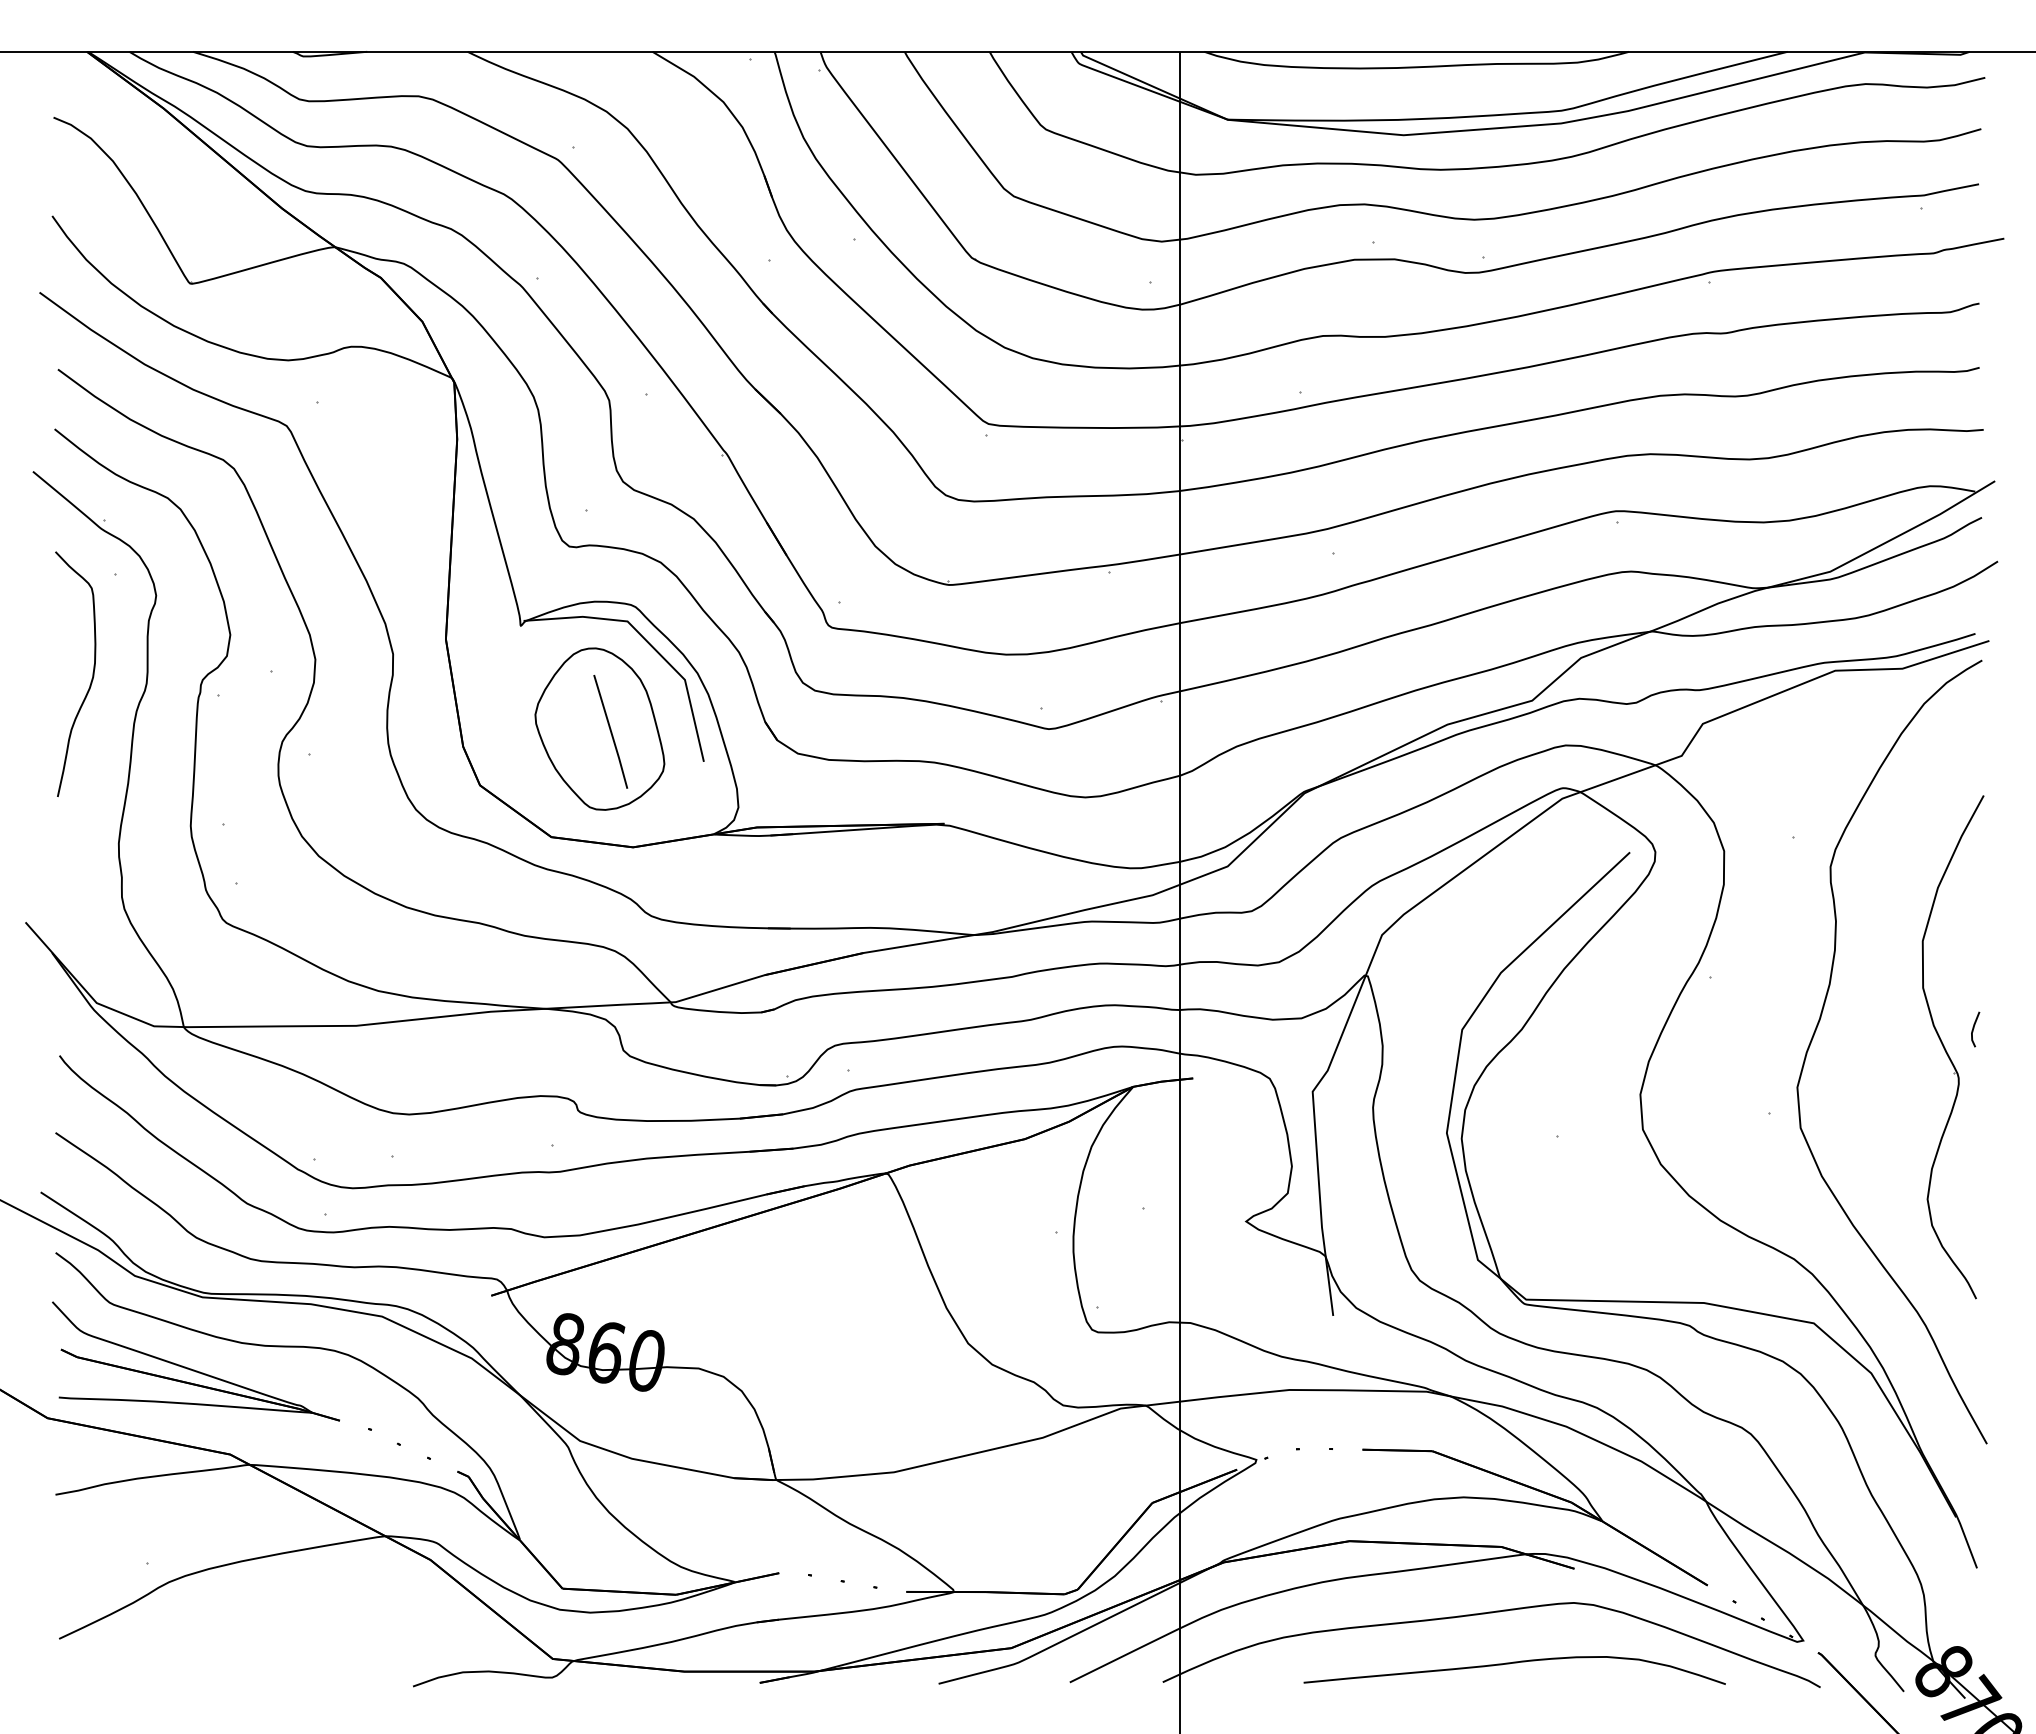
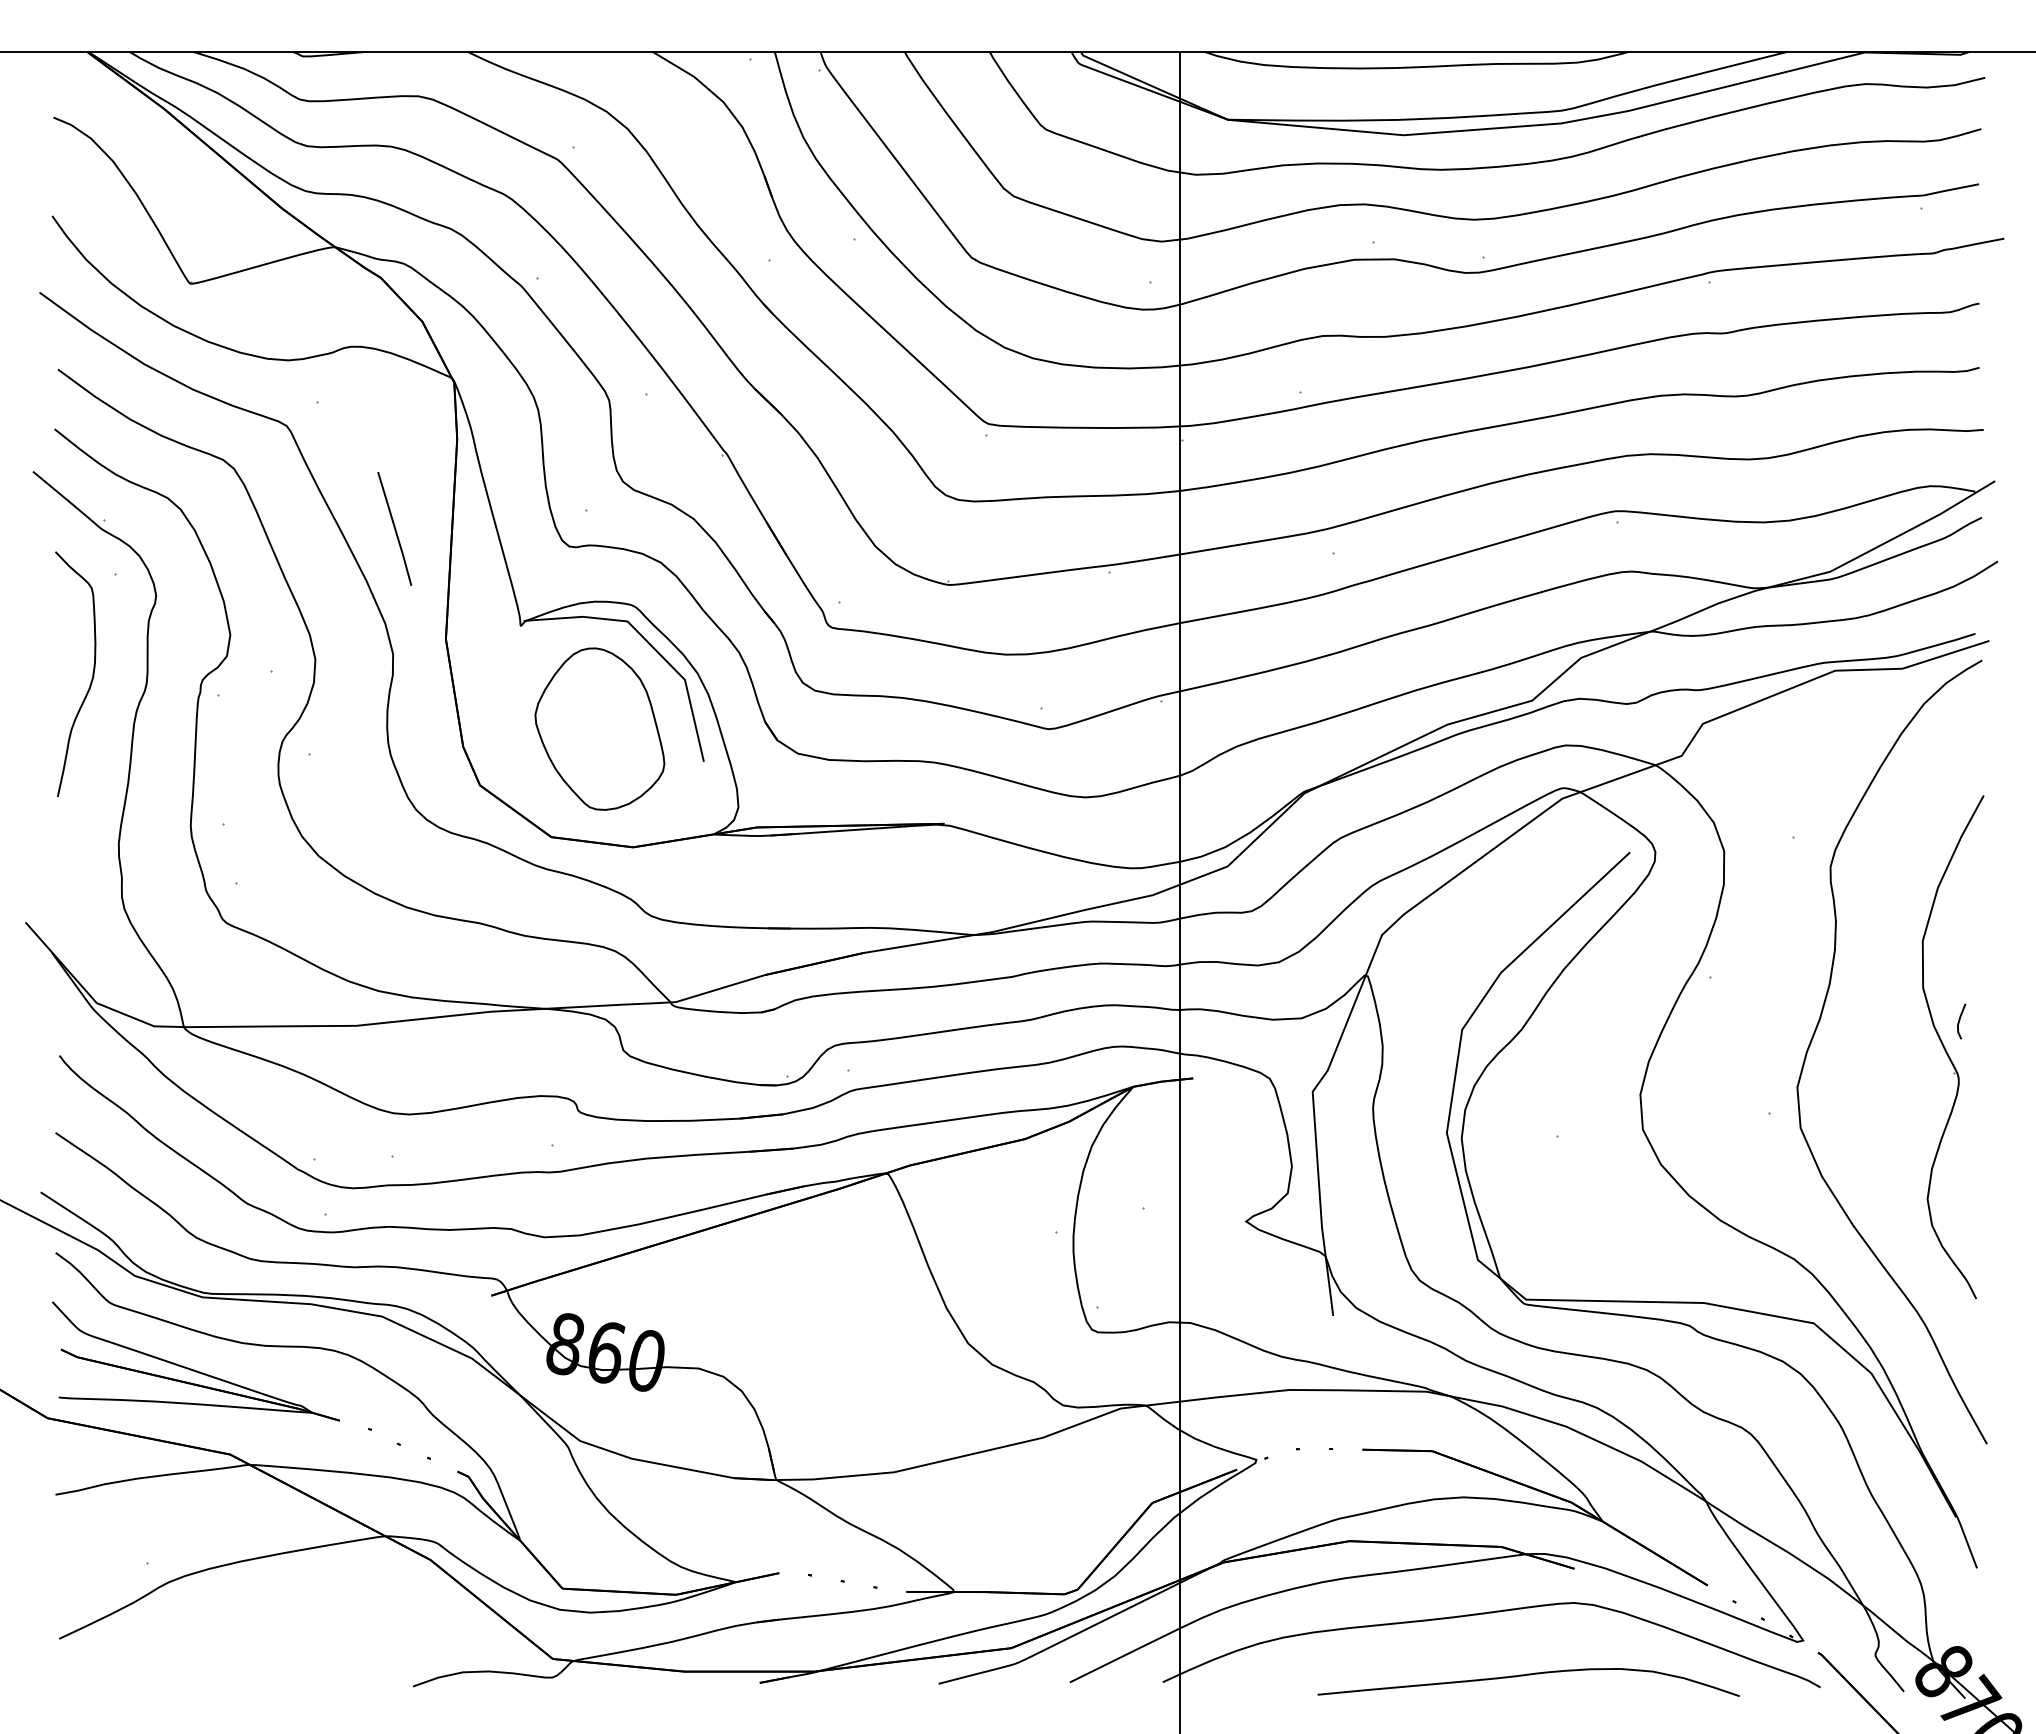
line position: (610, 731) -> (394, 528) (394, 528)
line position: (1974, 1028) -> (1960, 1020) (1960, 1020)
curve position: (1514, 1663) -> (1528, 1675) (1528, 1675)
